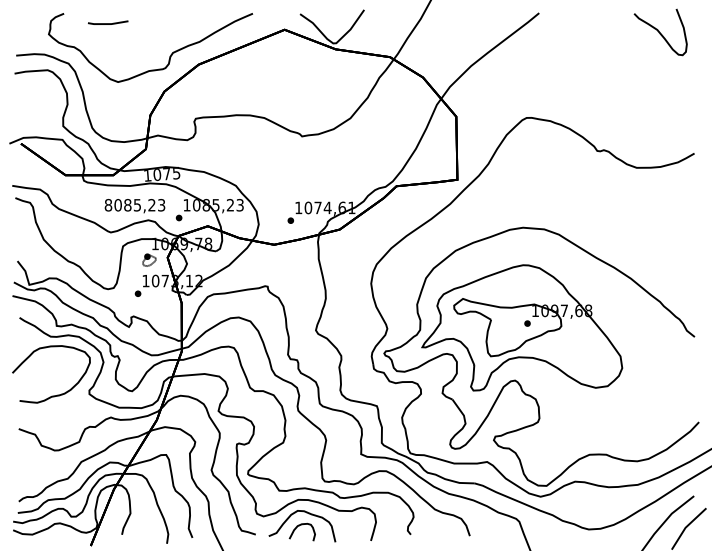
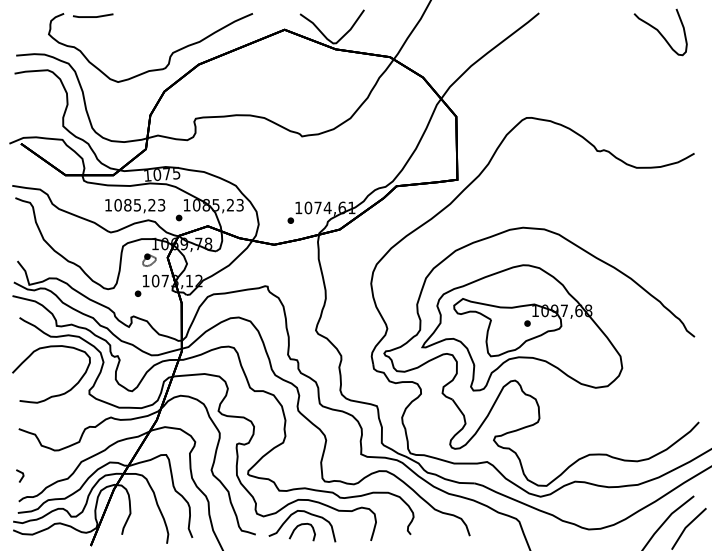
line position: (108, 23) -> (93, 16) (93, 16)
text: 8085,23 -> 1085,23 (108, 205)
line: none -> present (20, 473)
